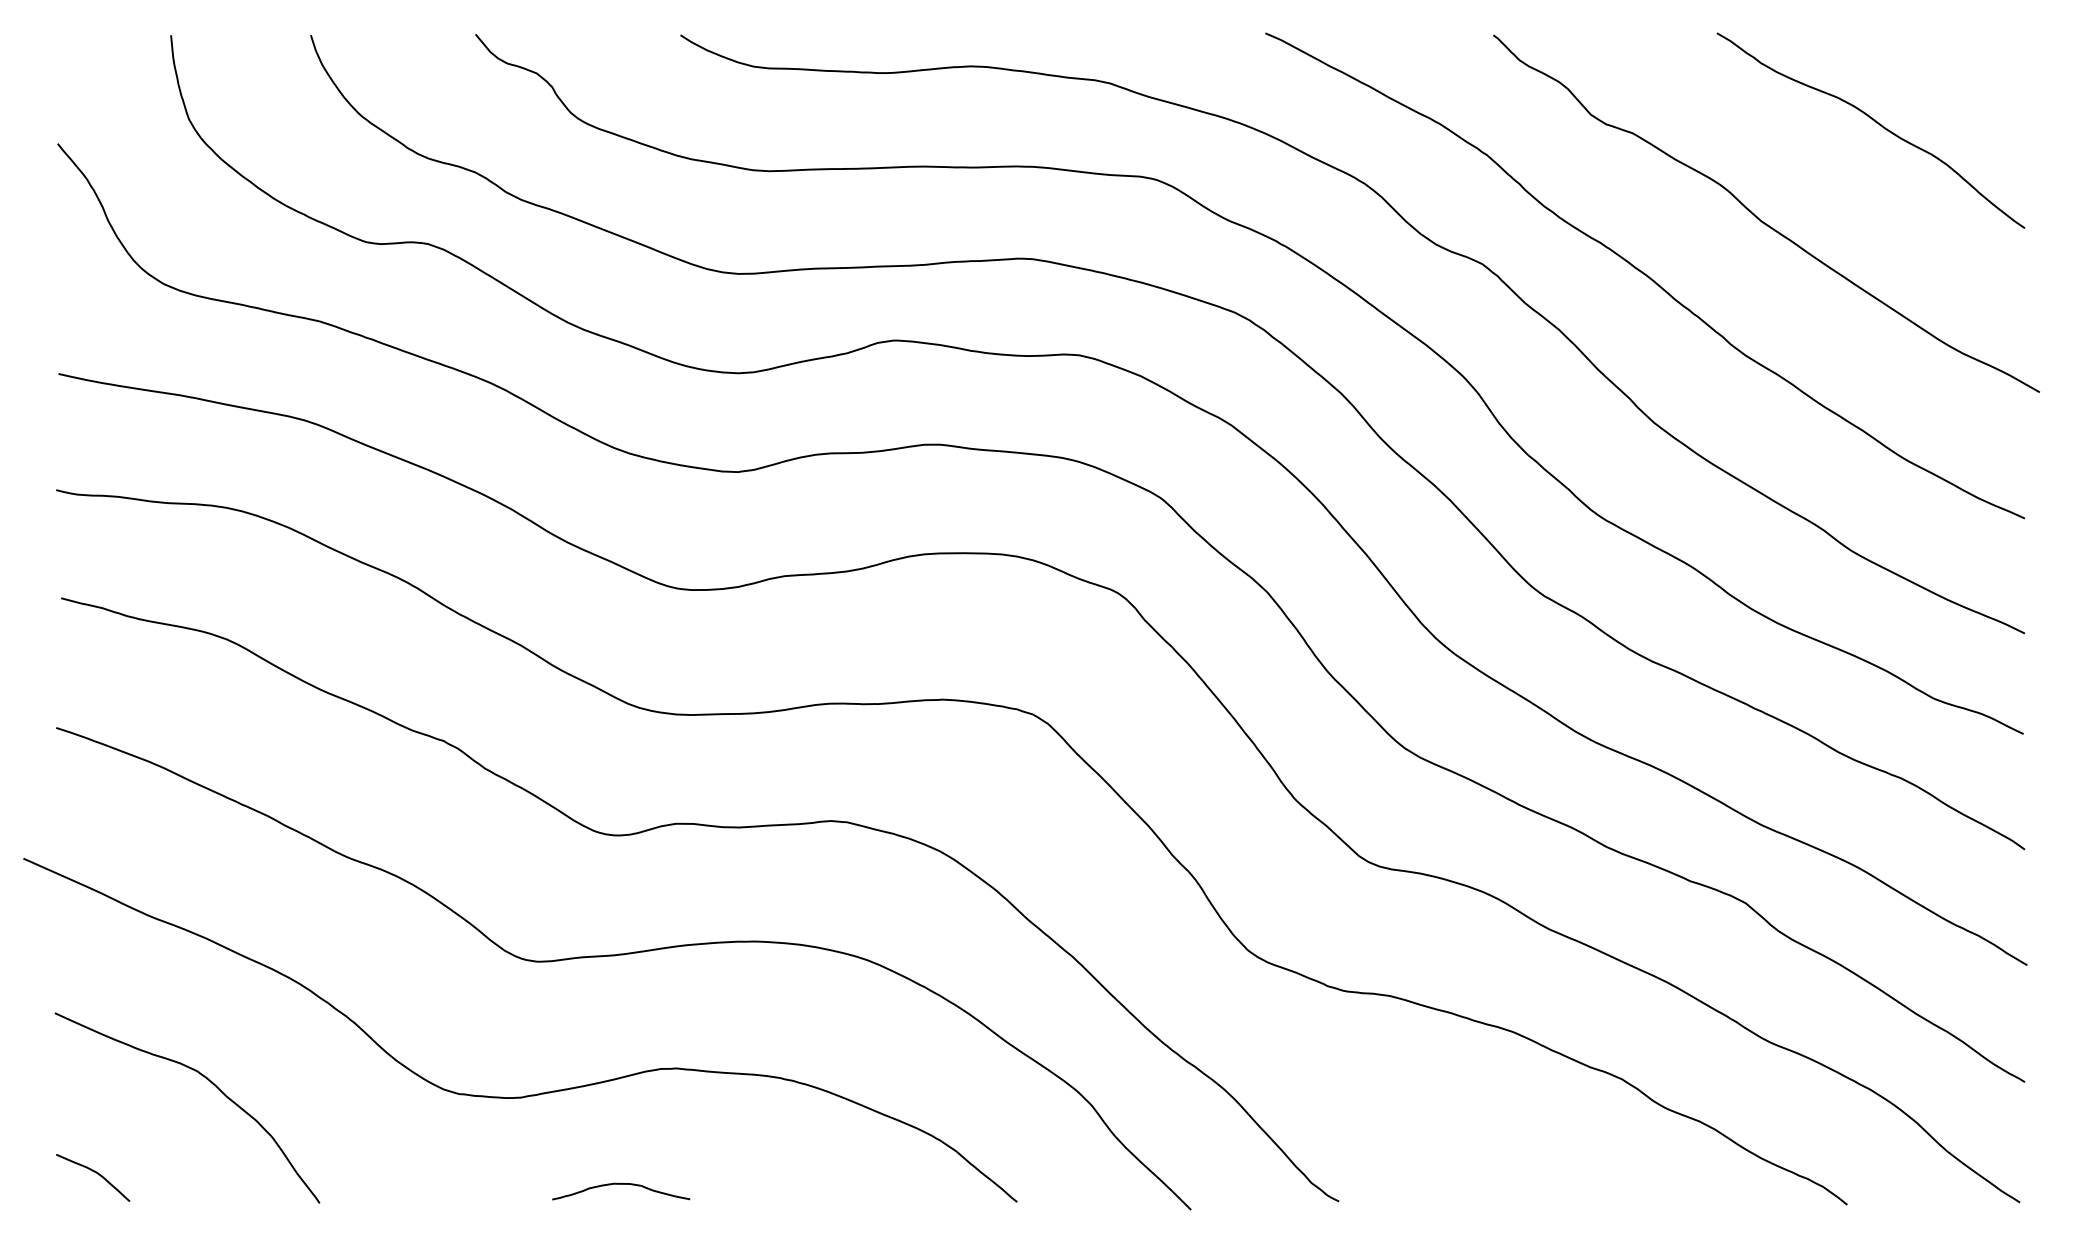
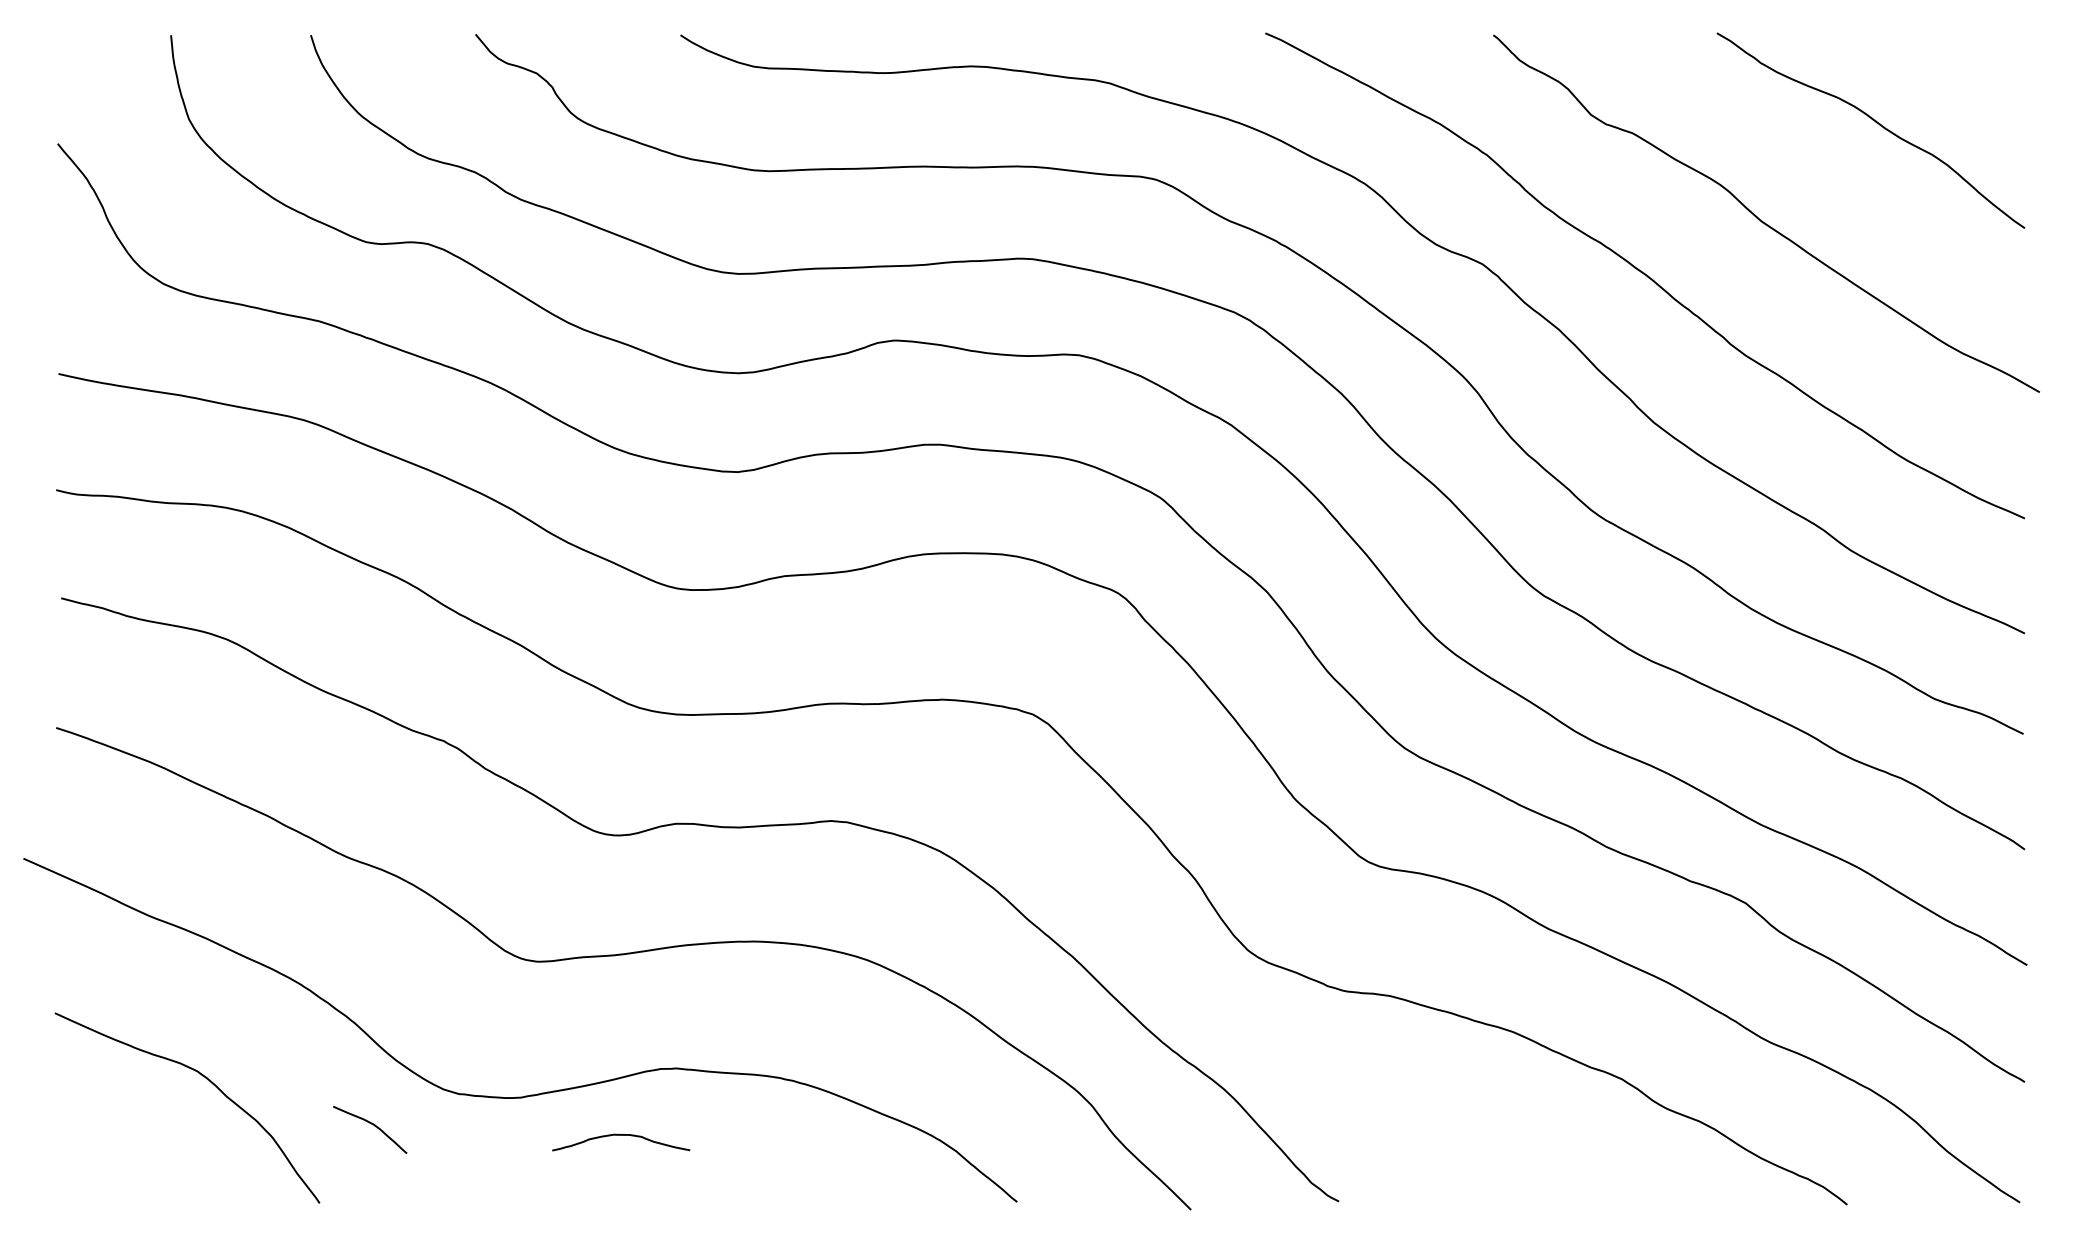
curve position: (96, 1173) -> (373, 1125) (373, 1125)
curve position: (621, 1184) -> (621, 1135) (621, 1135)
